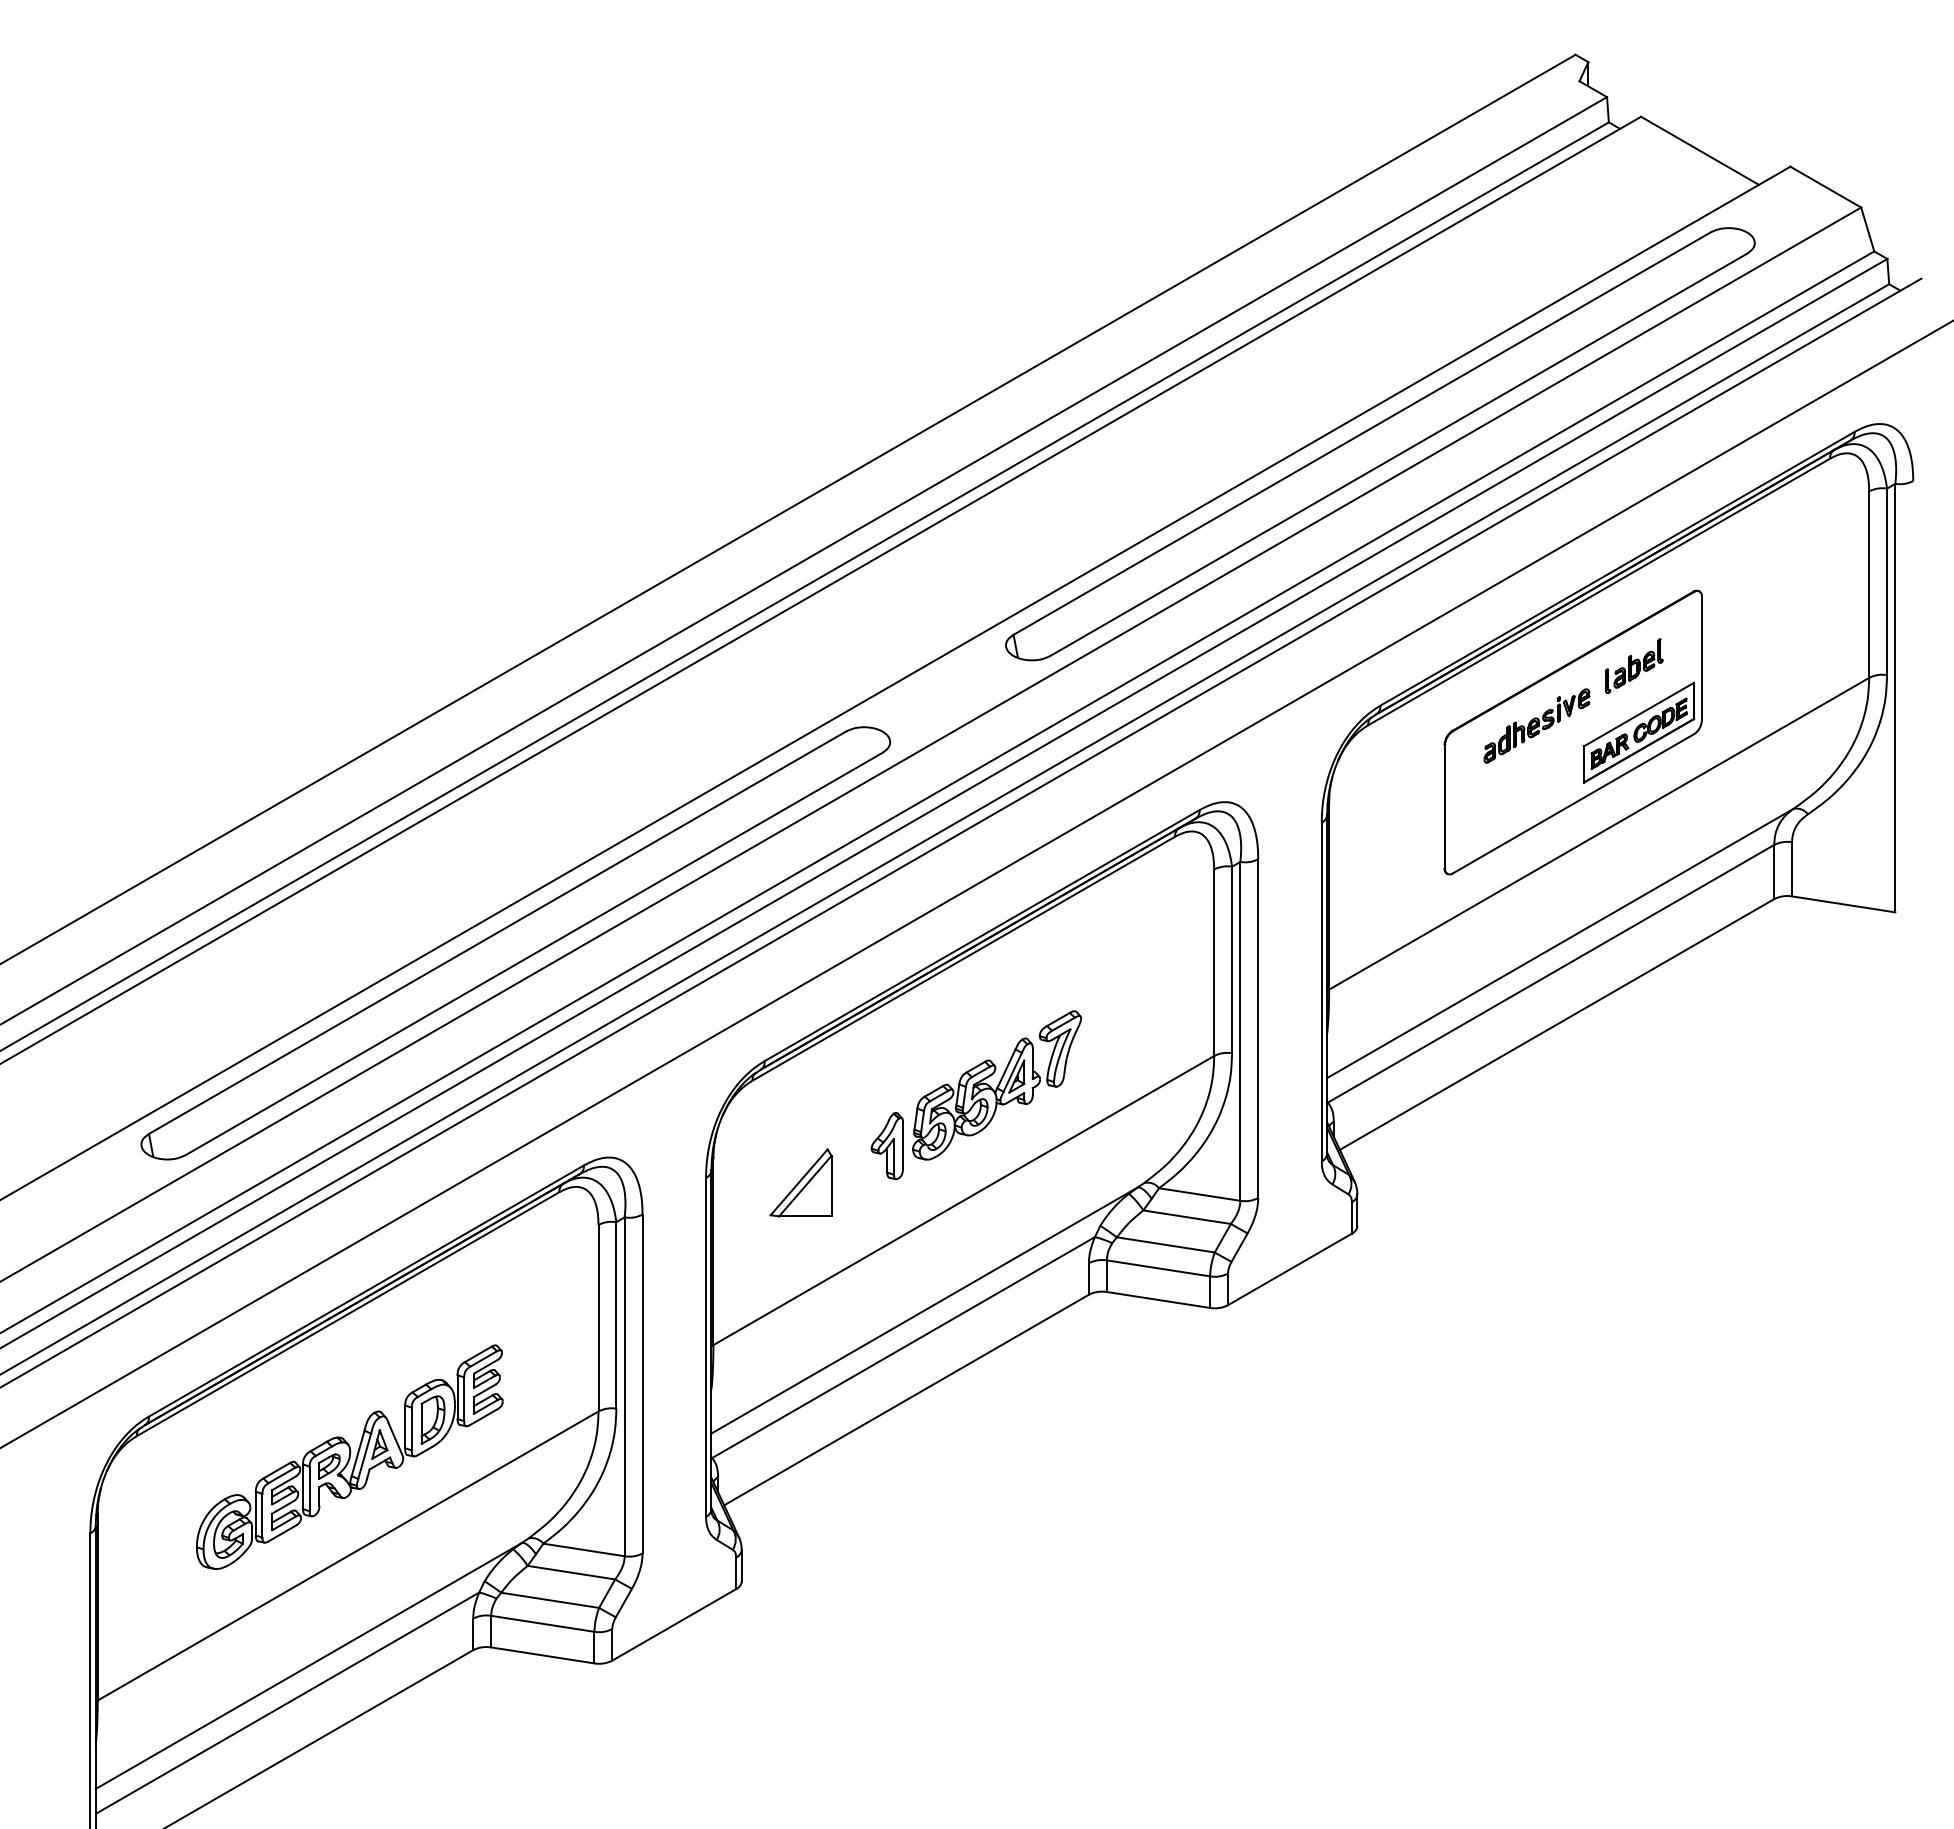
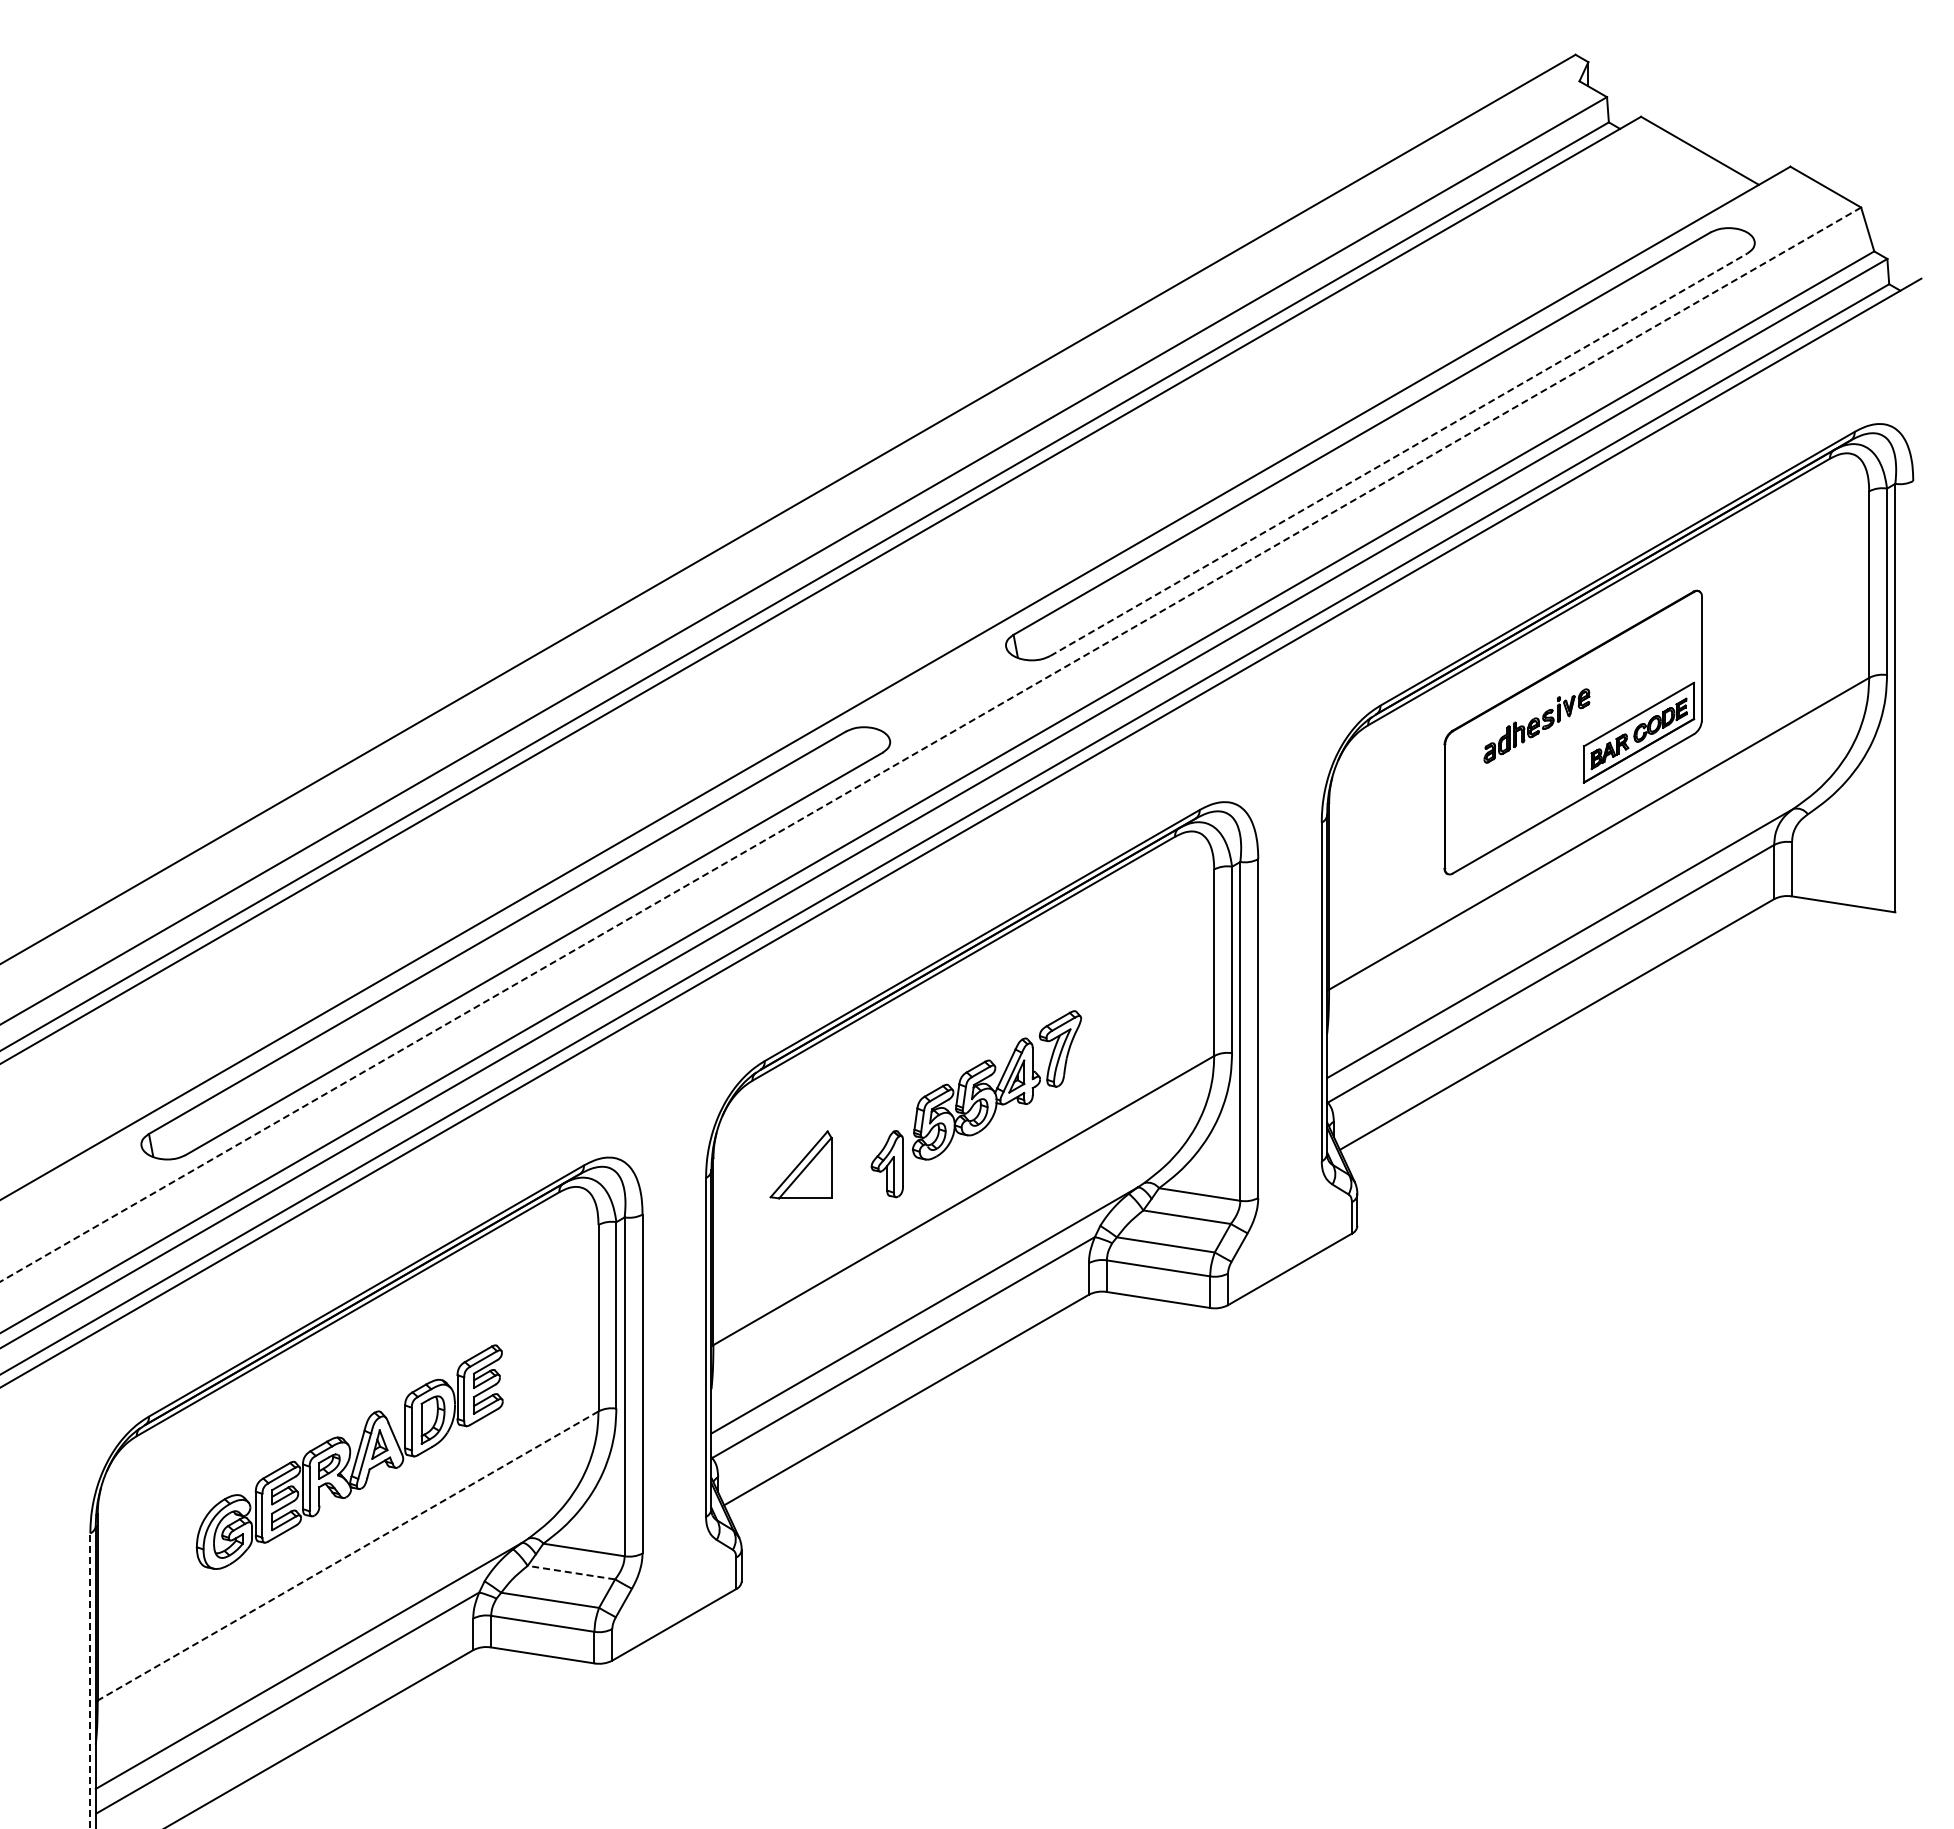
line: solid -> dashed (1399, 454)
part: present -> none (1634, 665)
line: solid -> dashed (930, 744)
line: present -> none (976, 884)
part position: (886, 1146) -> (886, 1164) (886, 1164)
part position: (800, 1182) -> (800, 1164) (800, 1164)
line: solid -> dashed (347, 1556)
line: solid -> dashed (570, 1572)
line: solid -> dashed (90, 1680)
